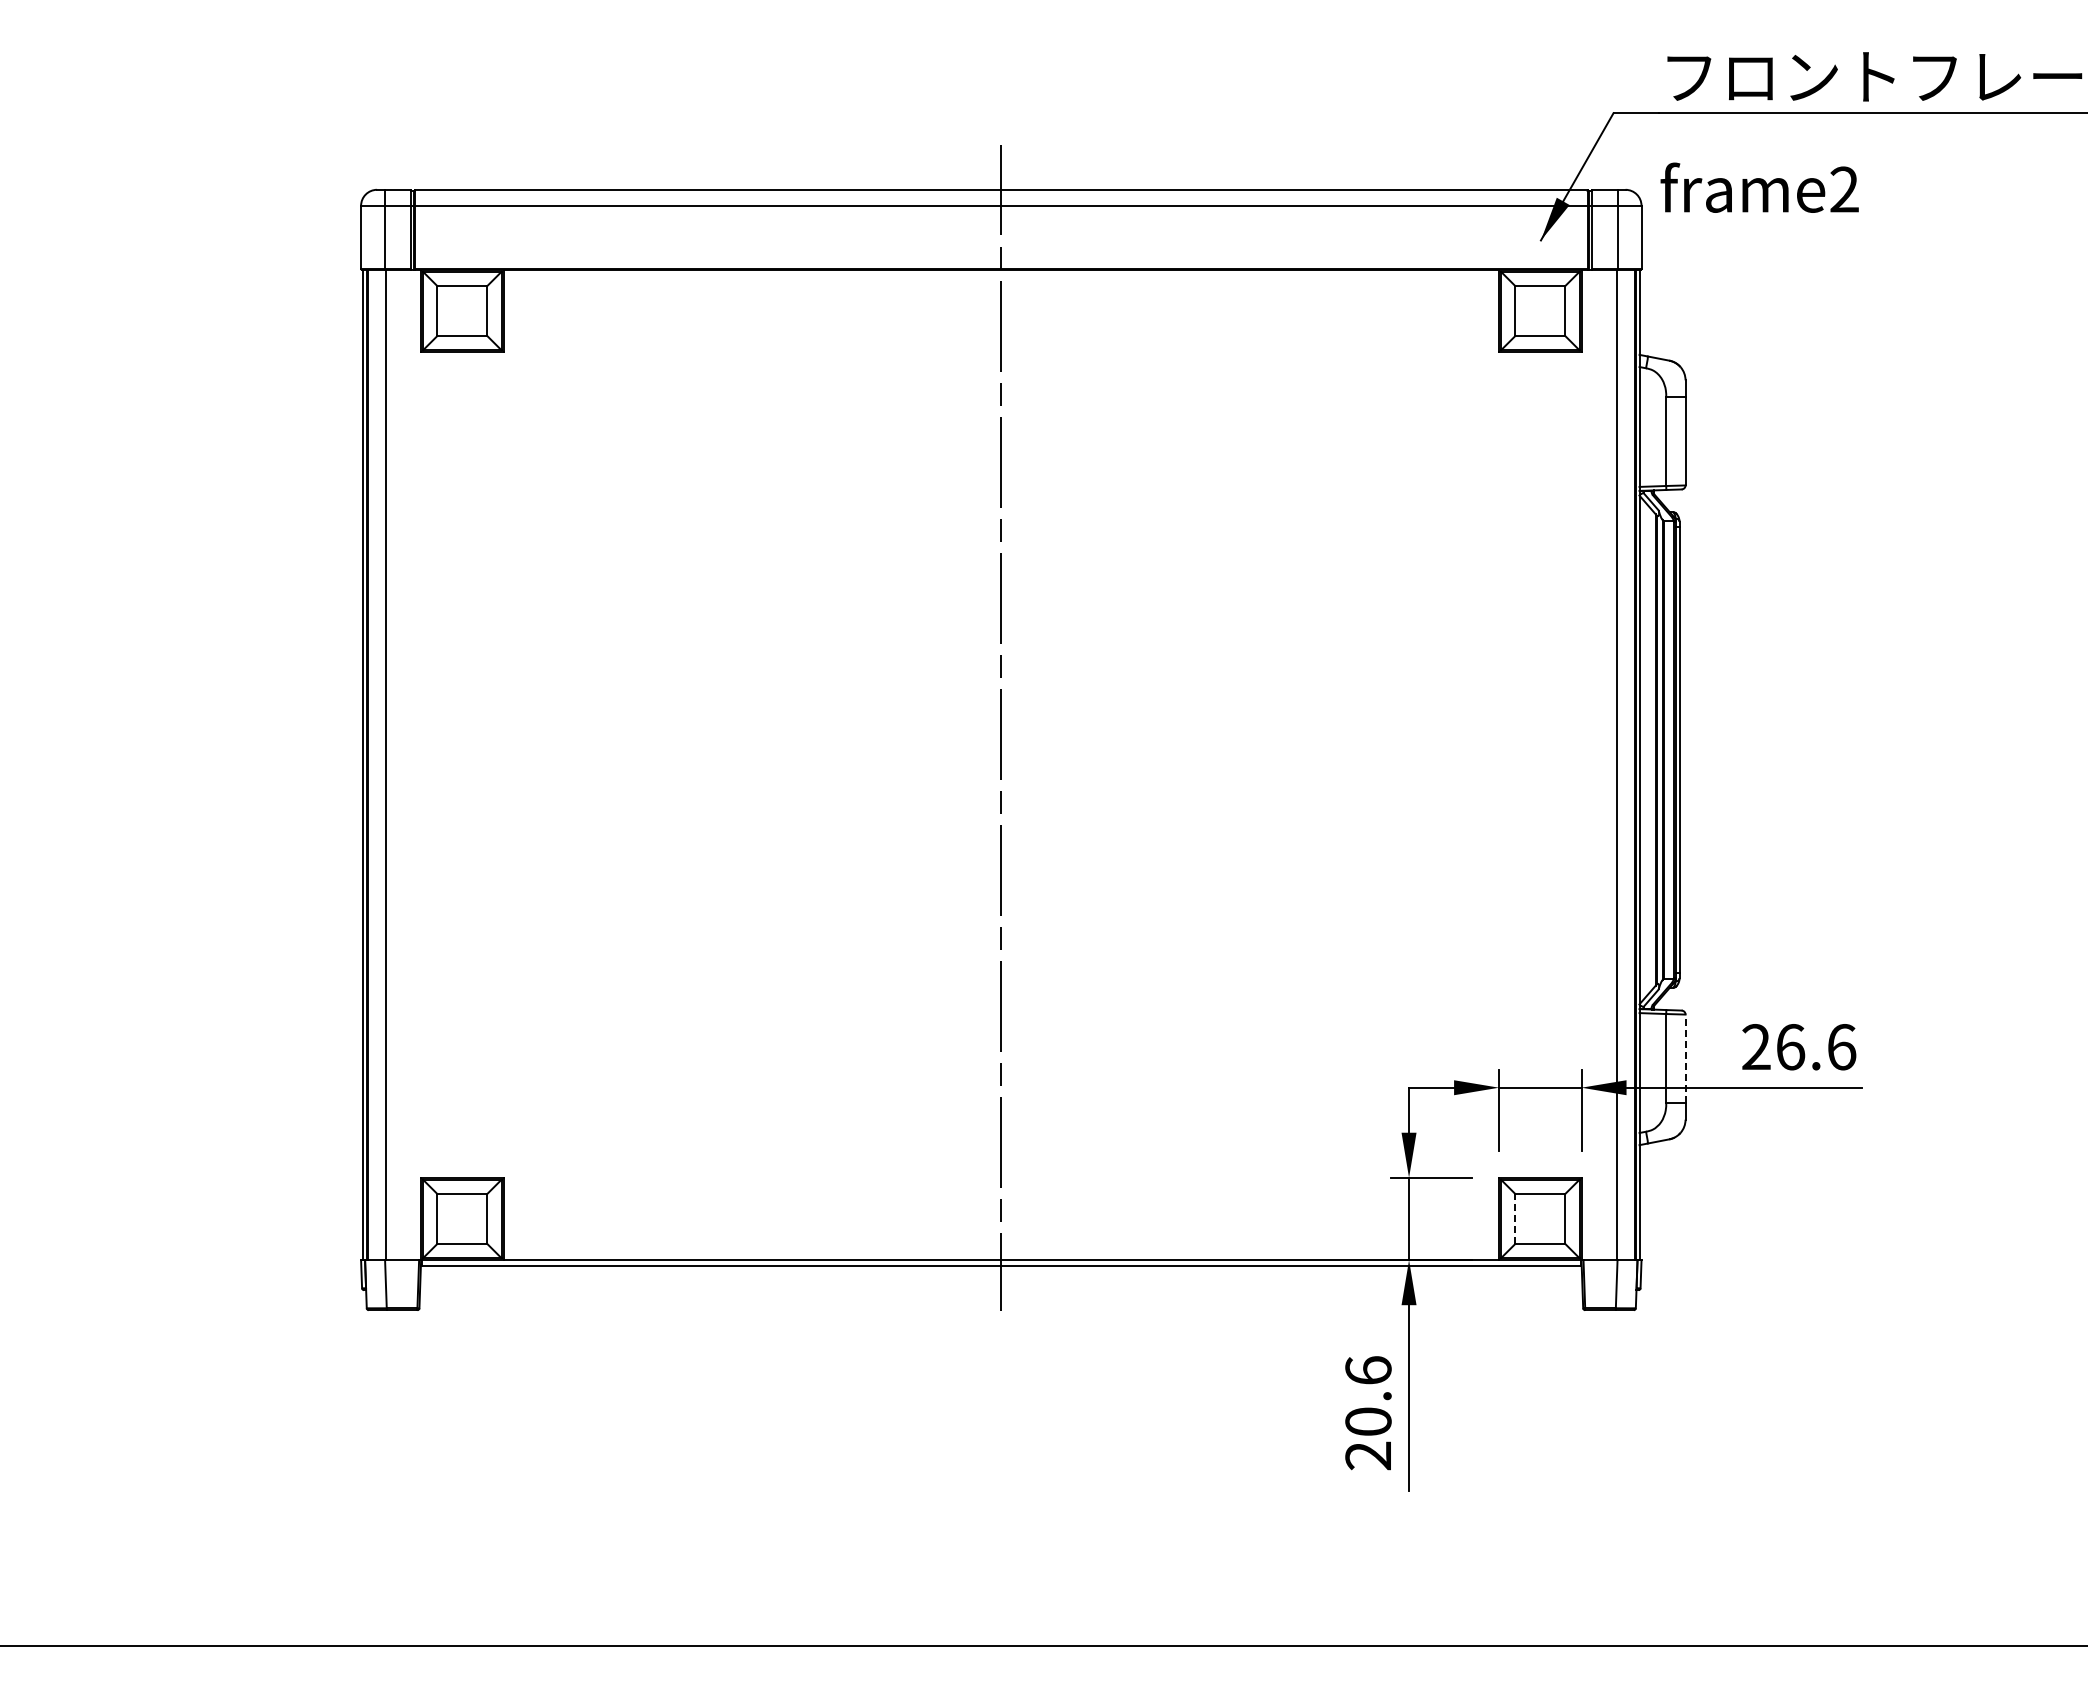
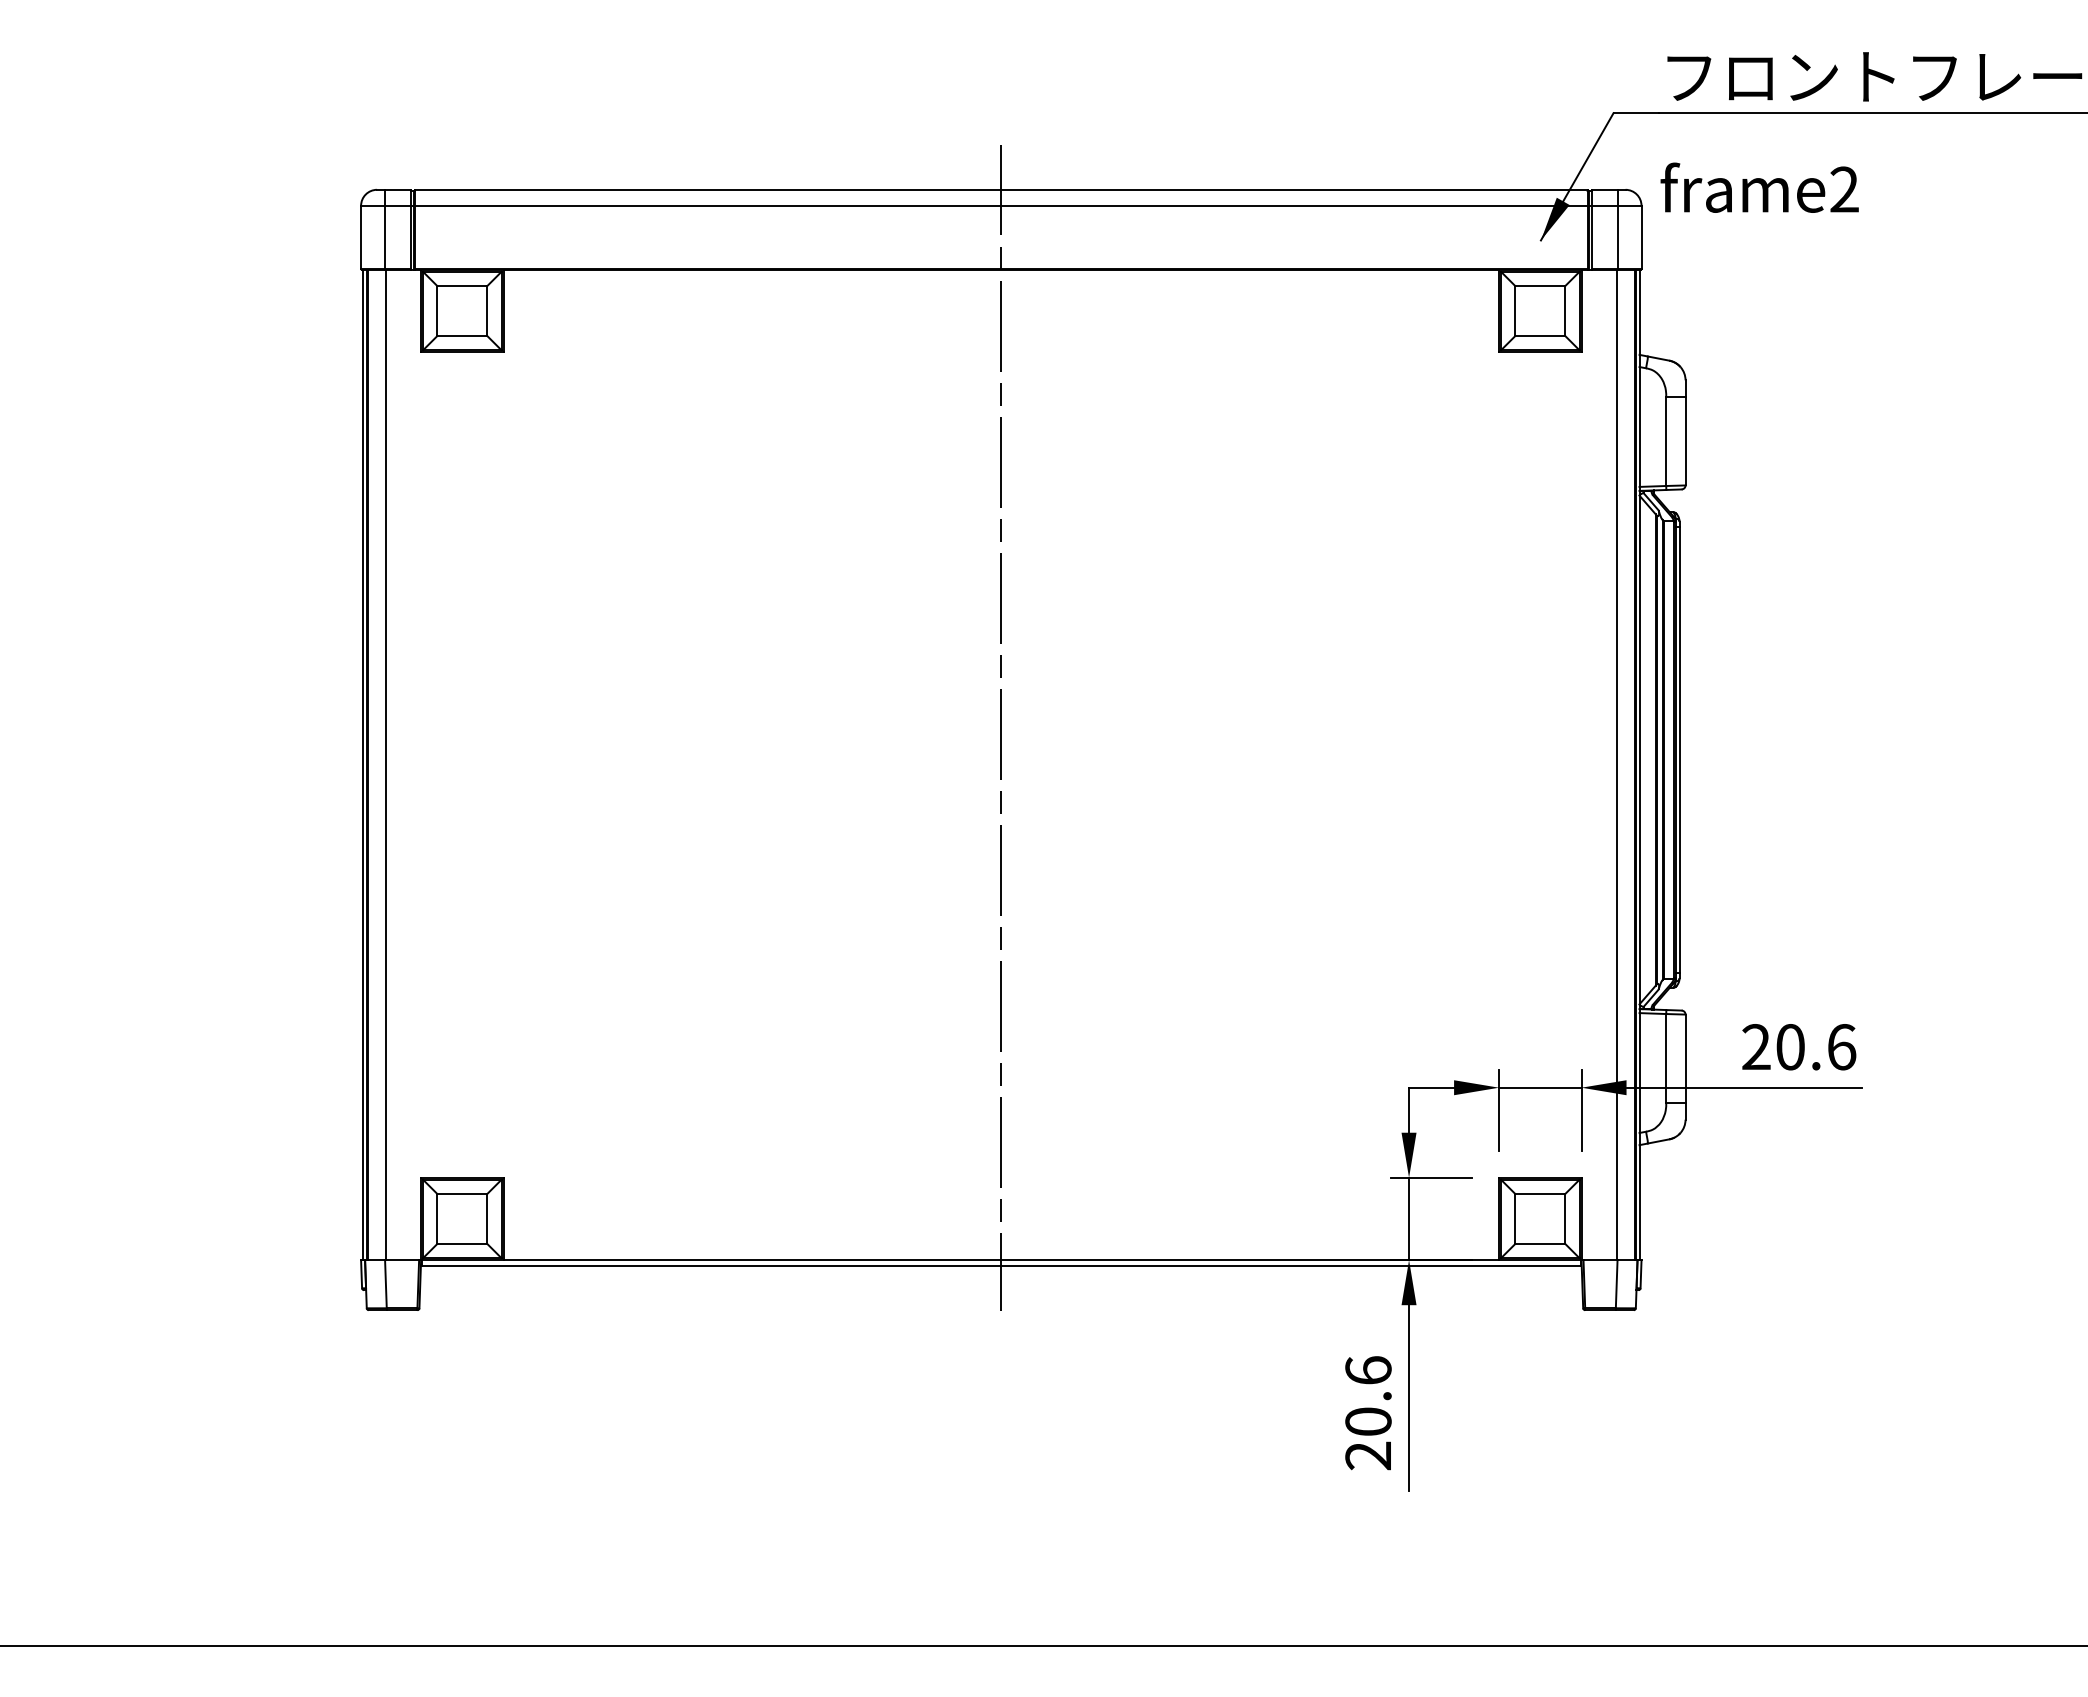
text: 26.6 -> 20.6 (1790, 1047)
line: dashed -> solid (1685, 1058)
line: dashed -> solid (1515, 1218)
